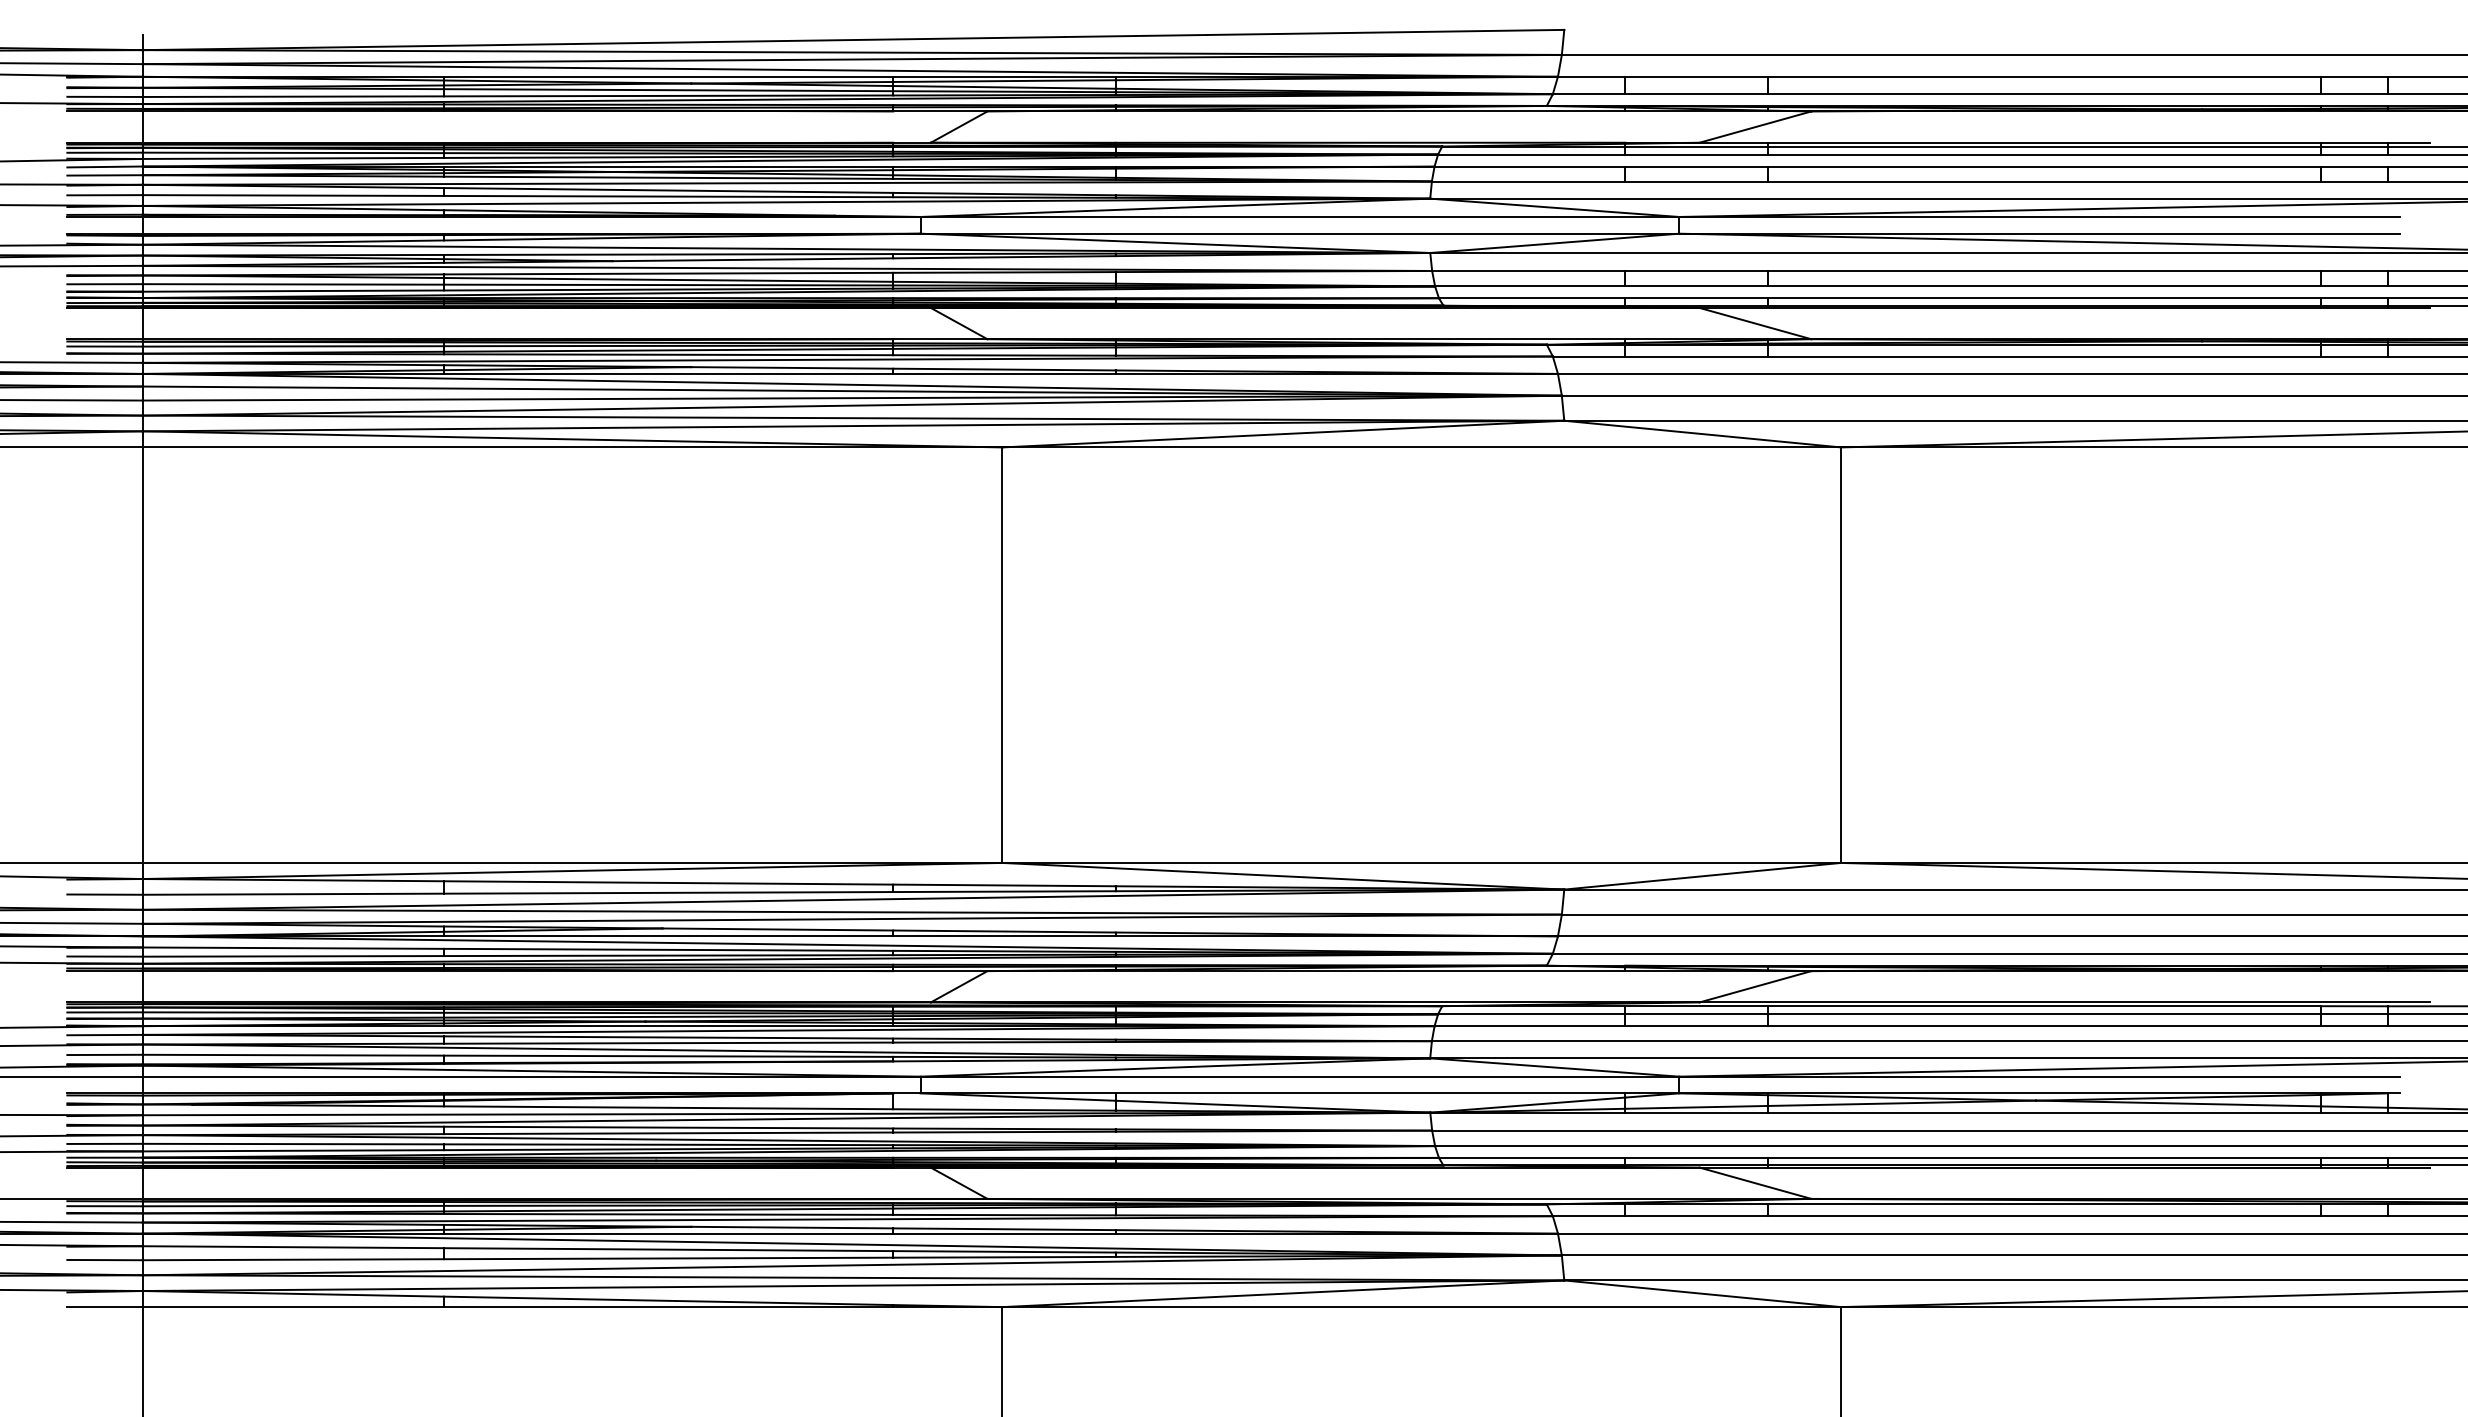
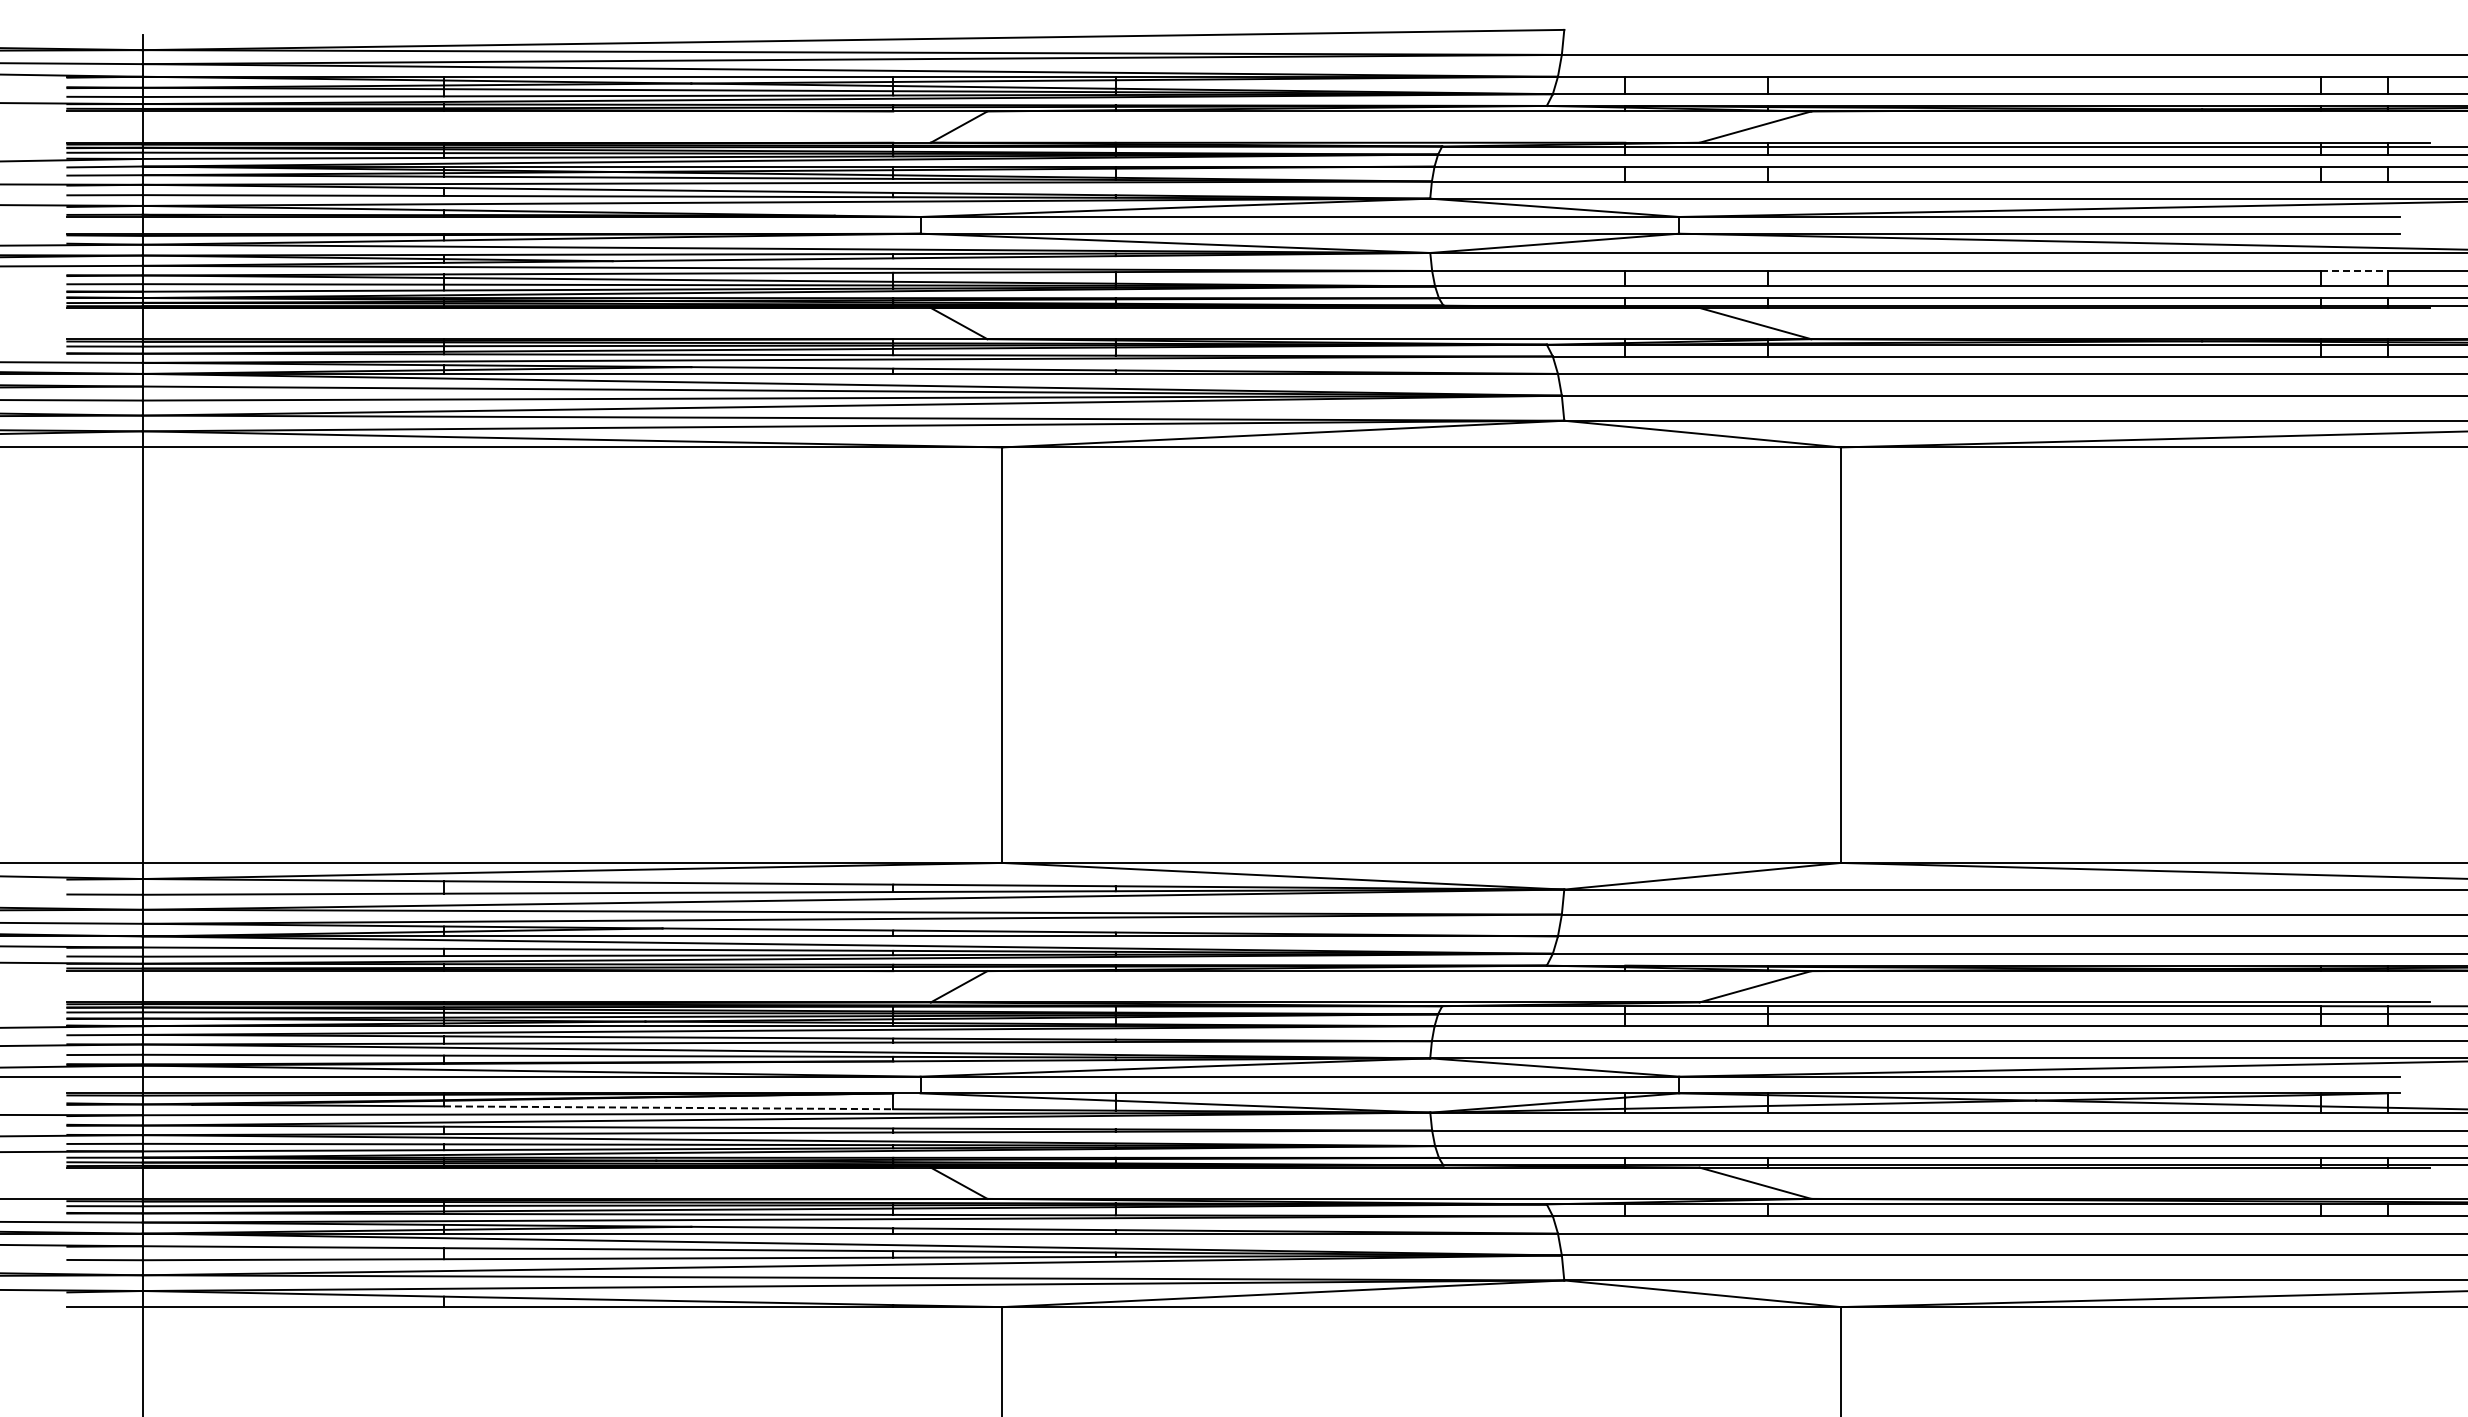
line: solid -> dashed (2354, 270)
line: solid -> dashed (668, 1107)
